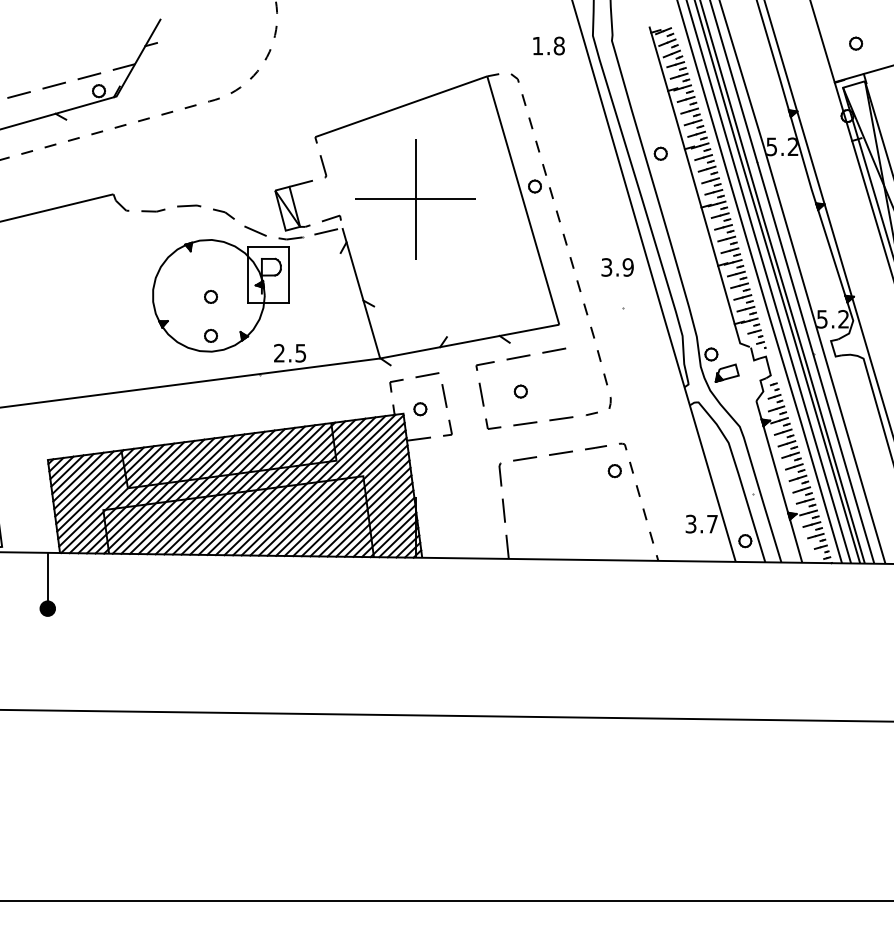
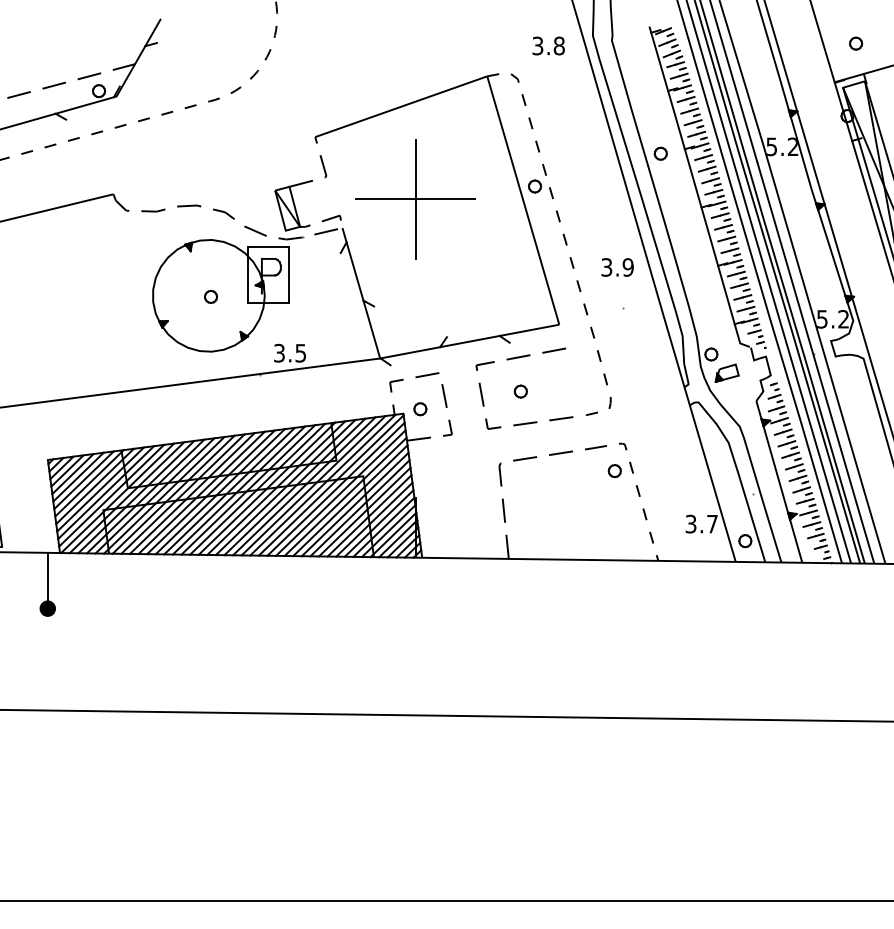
text: 1.8 -> 3.8 (537, 45)
part: present -> none (210, 335)
text: 2.5 -> 3.5 (279, 353)
